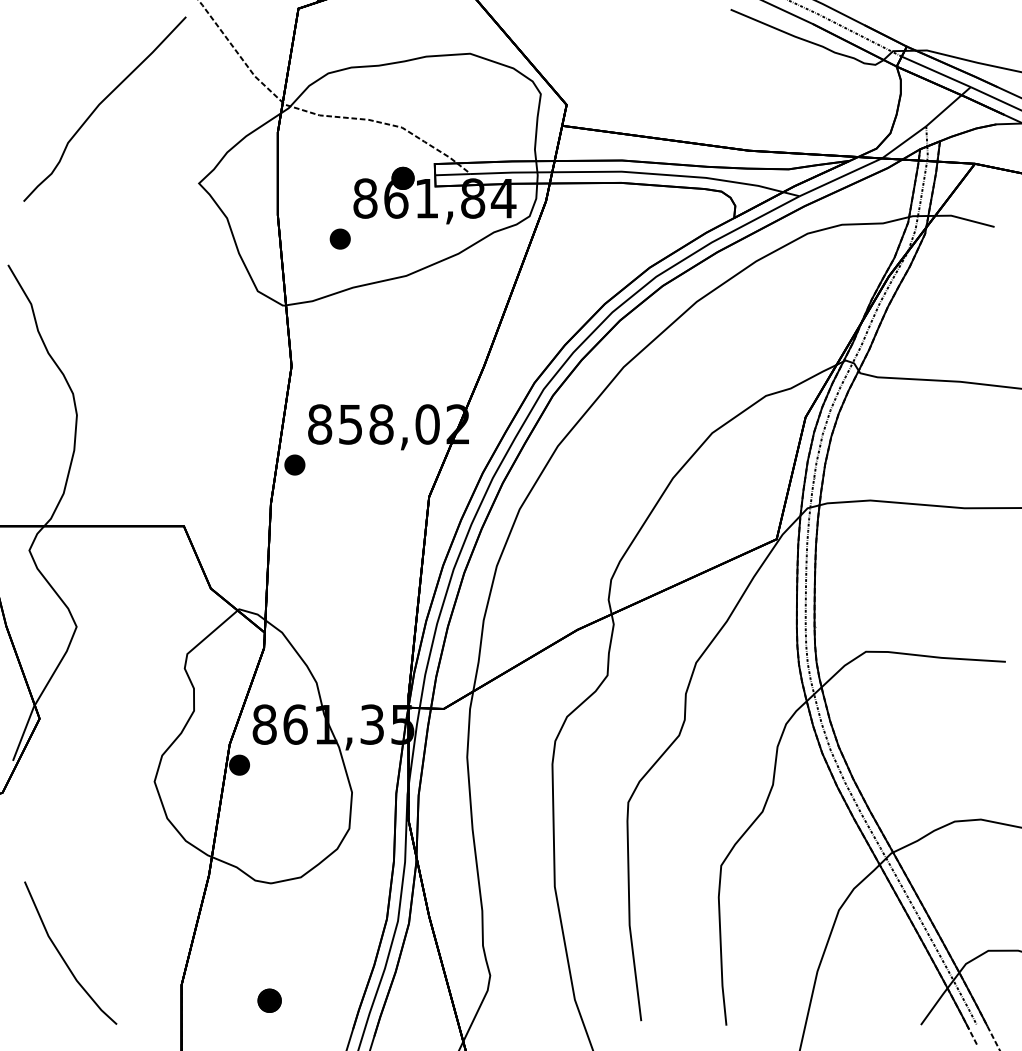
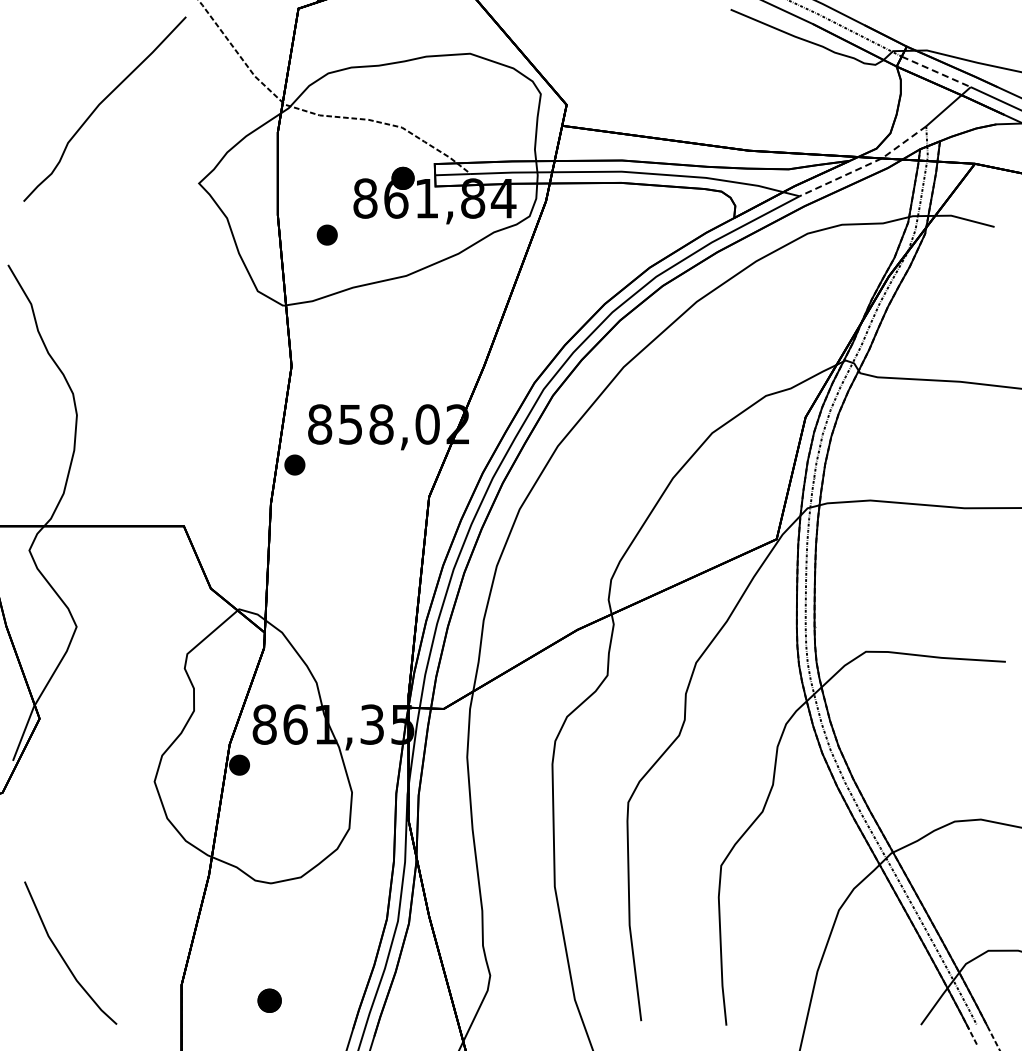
line: solid -> dashed (936, 71)
line: solid -> dashed (865, 165)
part position: (339, 238) -> (326, 234) (326, 234)
